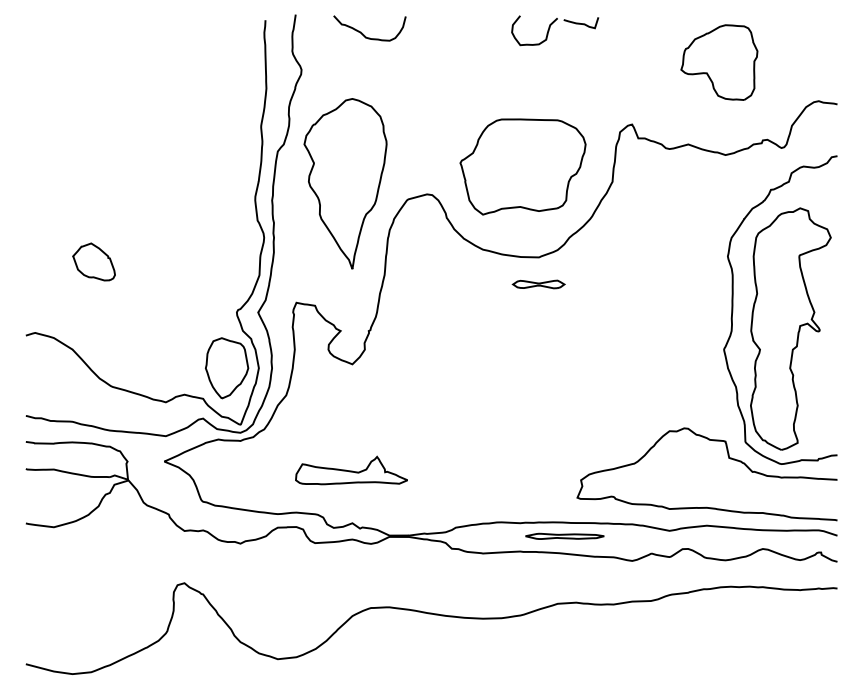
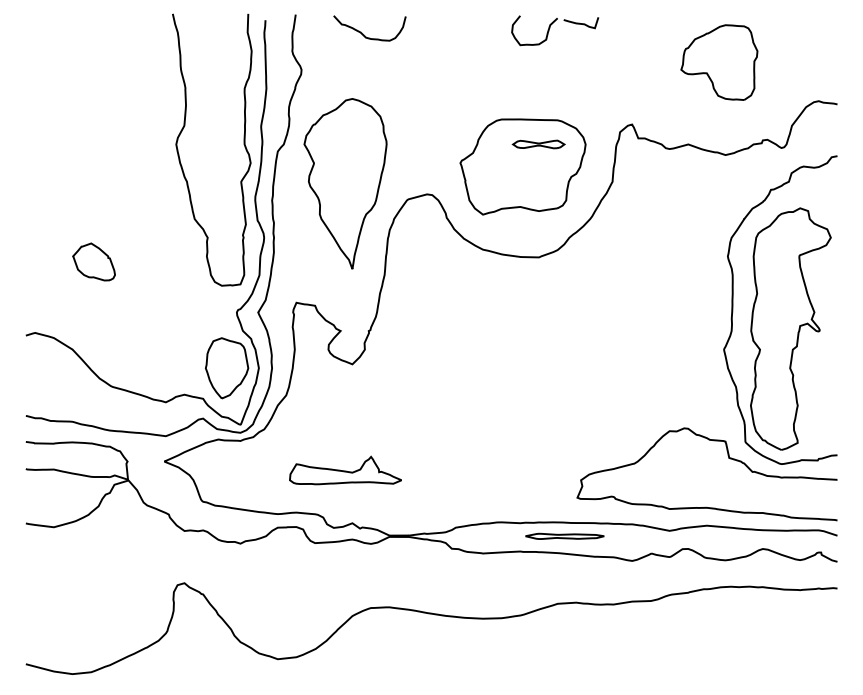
curve: none -> present (243, 144)
part position: (538, 284) -> (538, 144) (538, 144)
part position: (351, 470) -> (345, 470) (345, 470)
